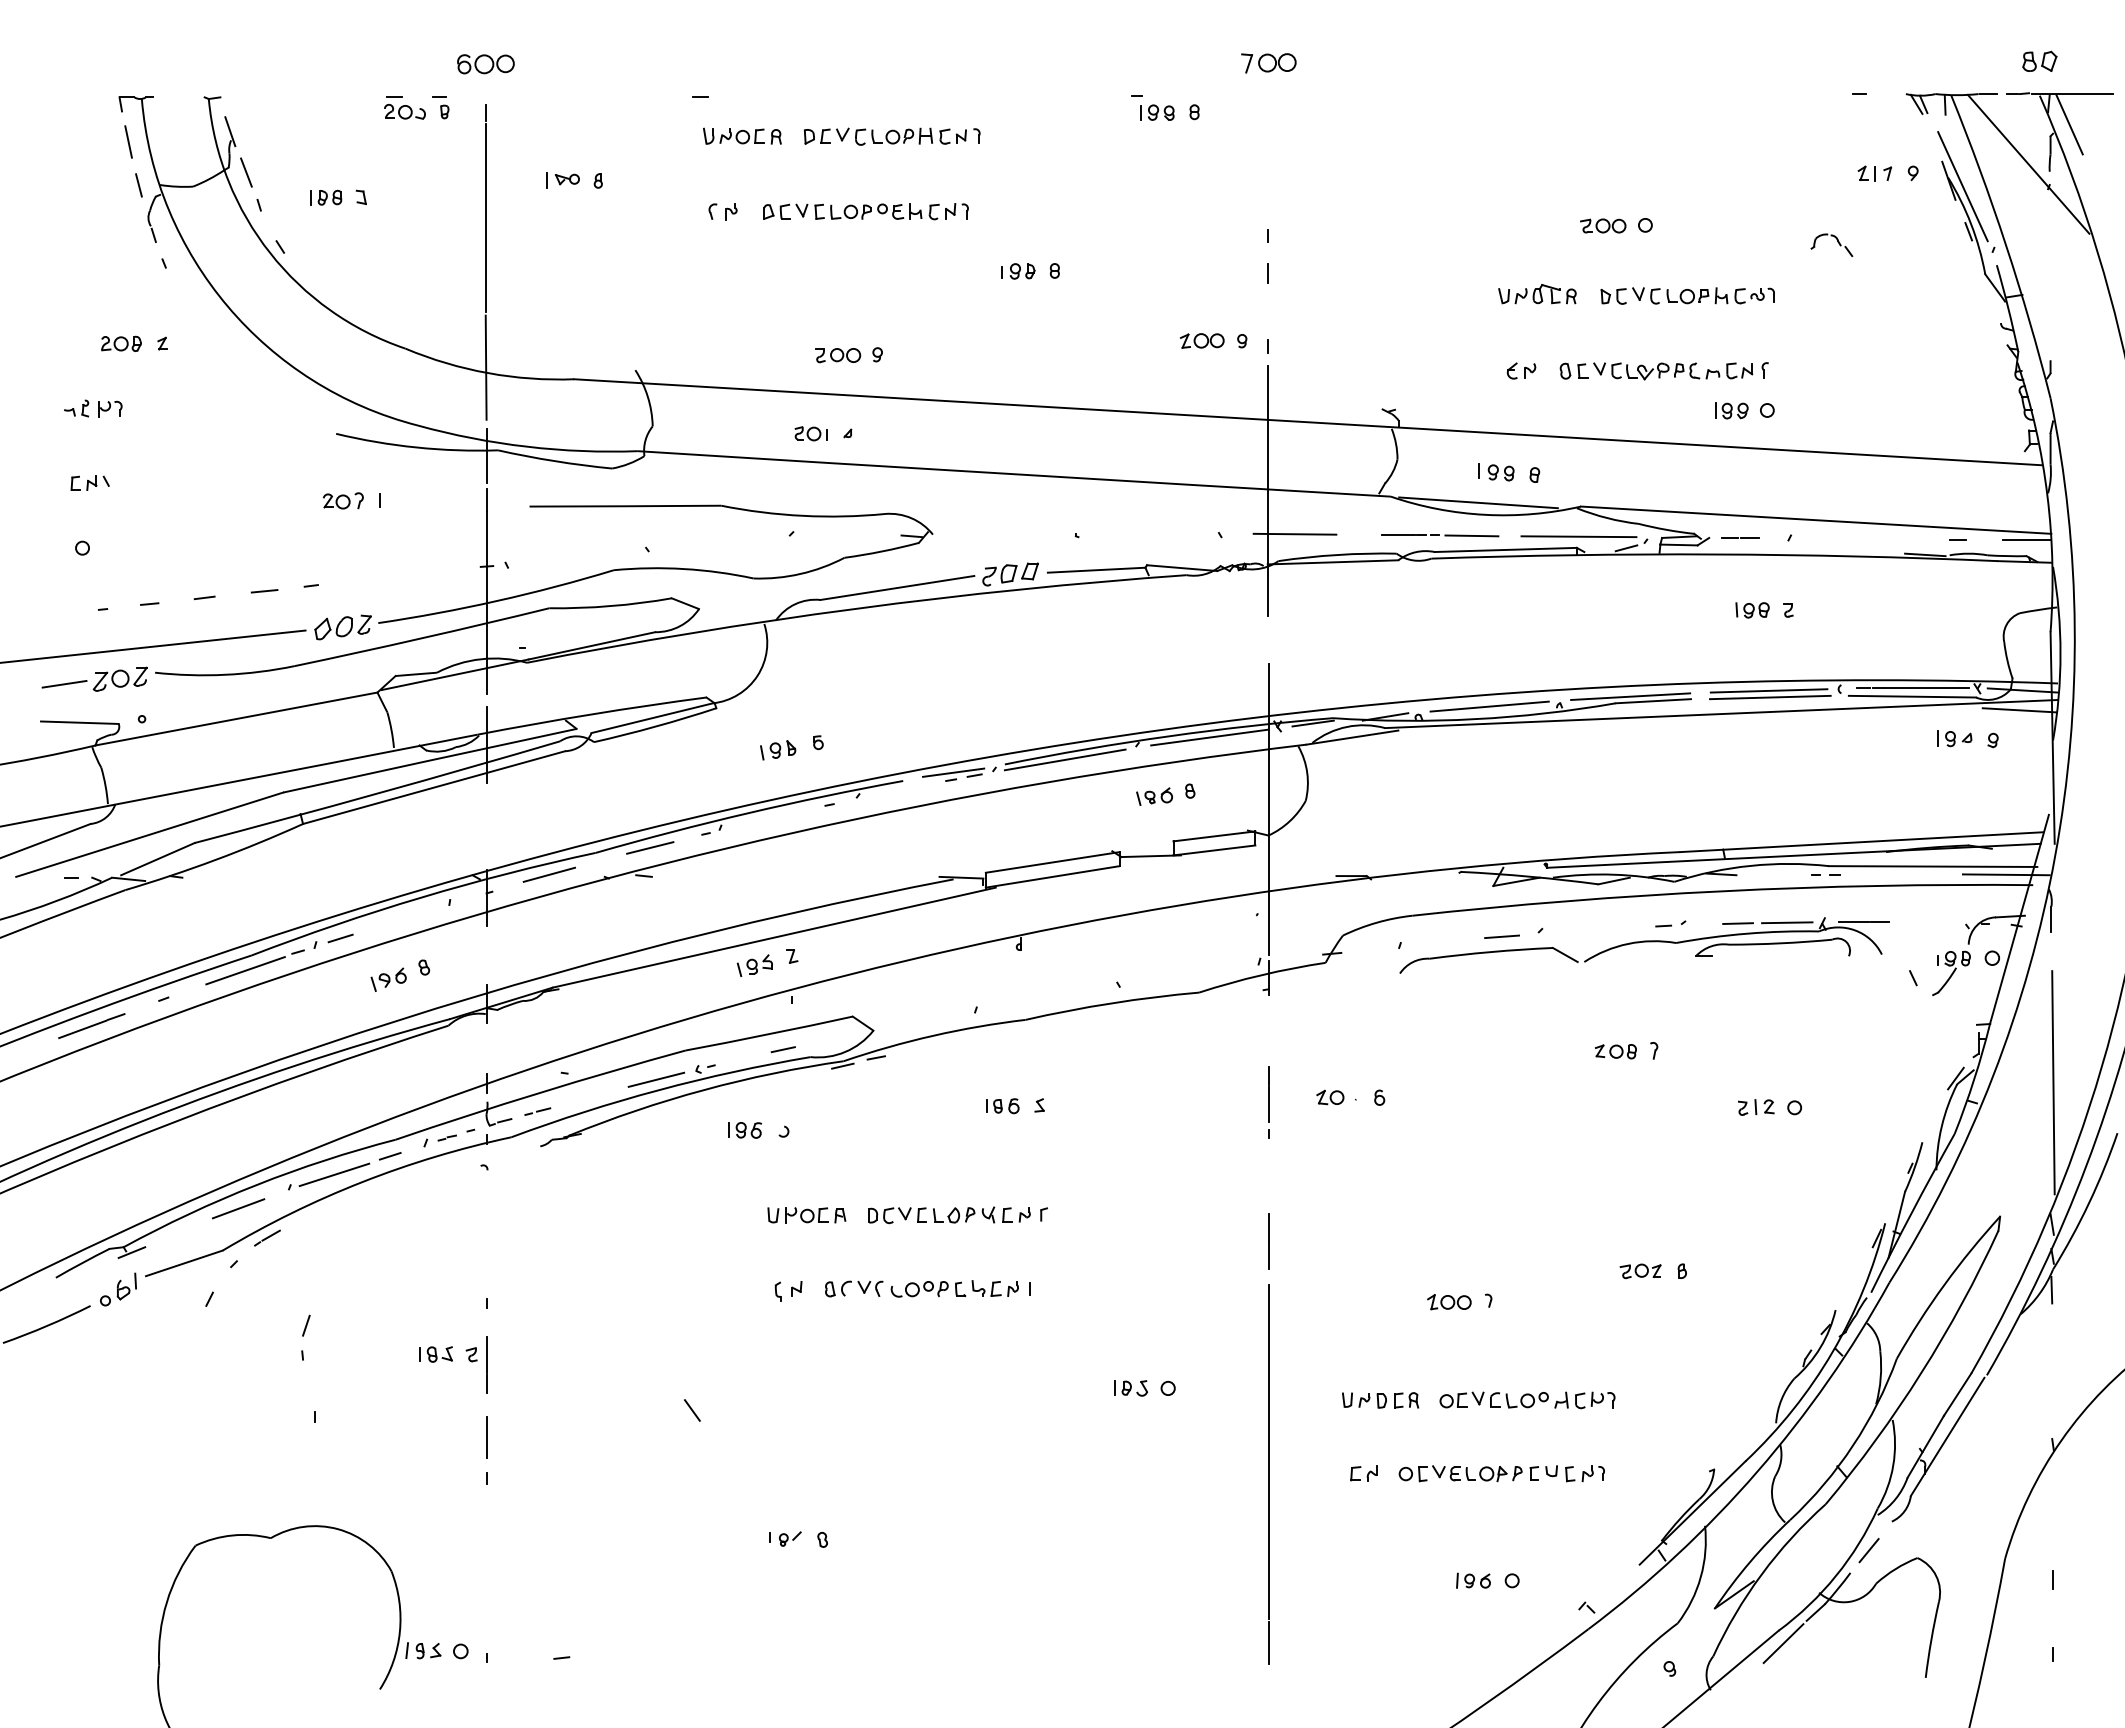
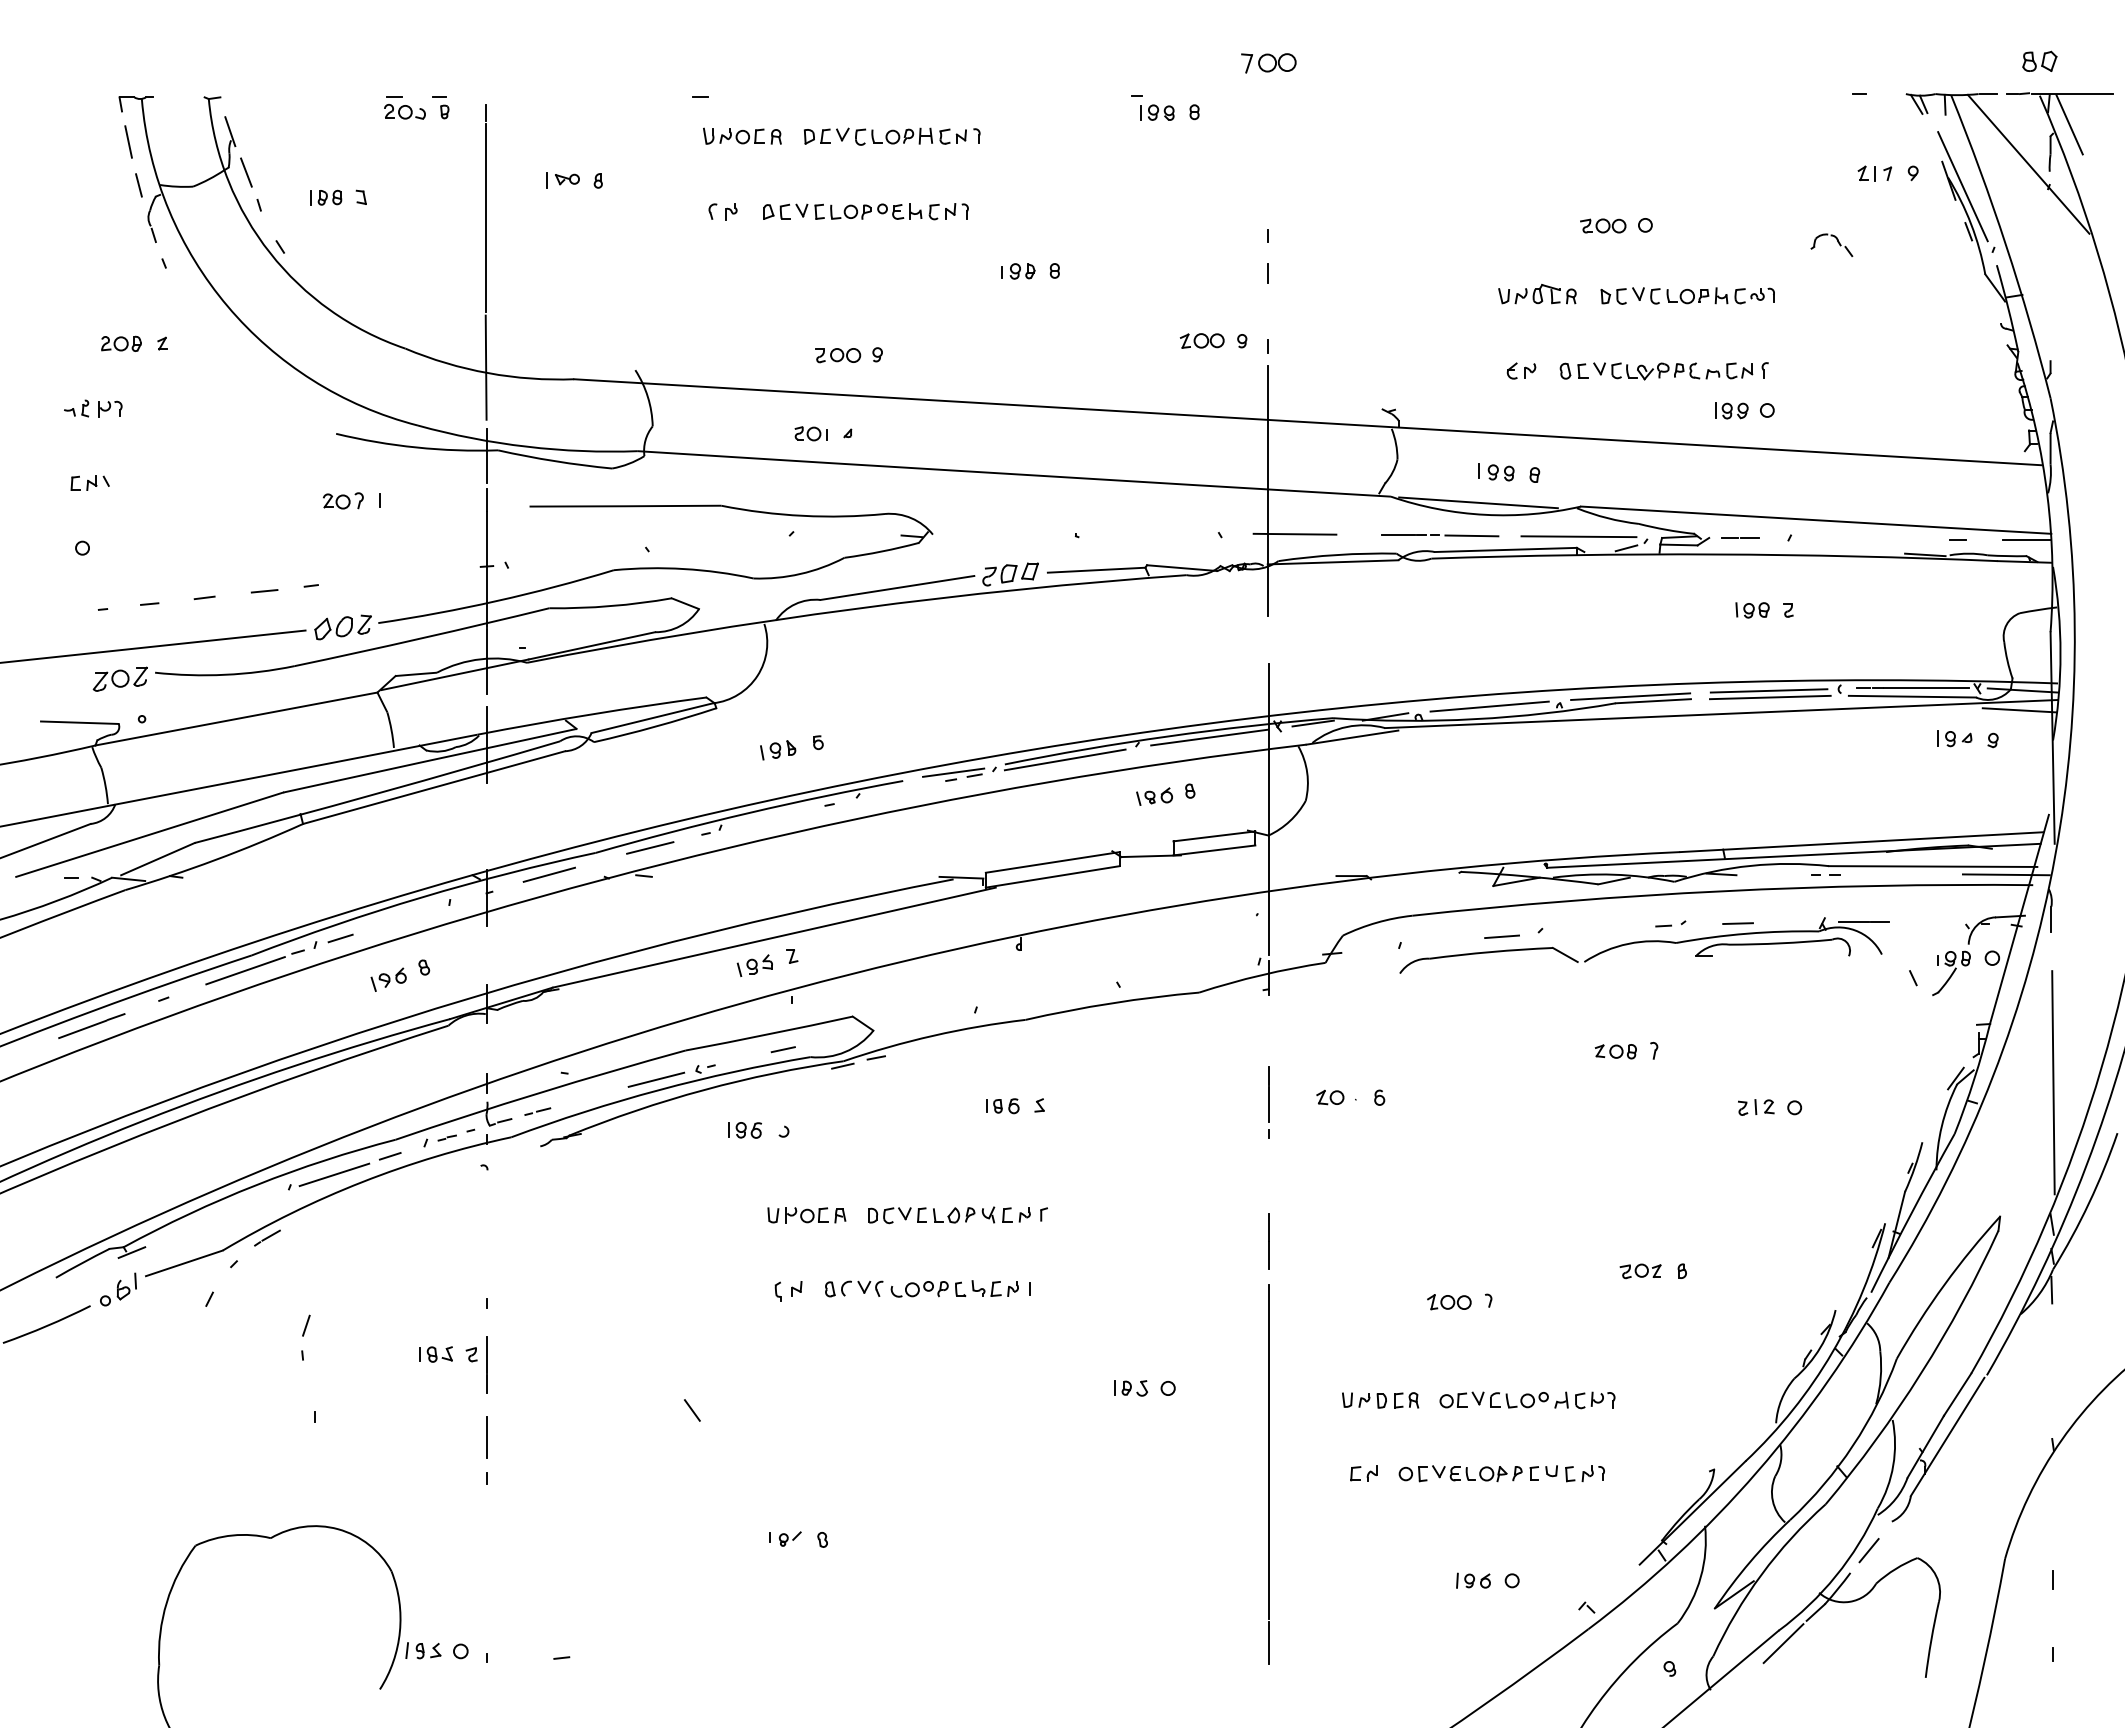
part: present -> none (485, 64)
line: present -> none (64, 684)
line: present -> none (1787, 922)
line: present -> none (238, 1208)
